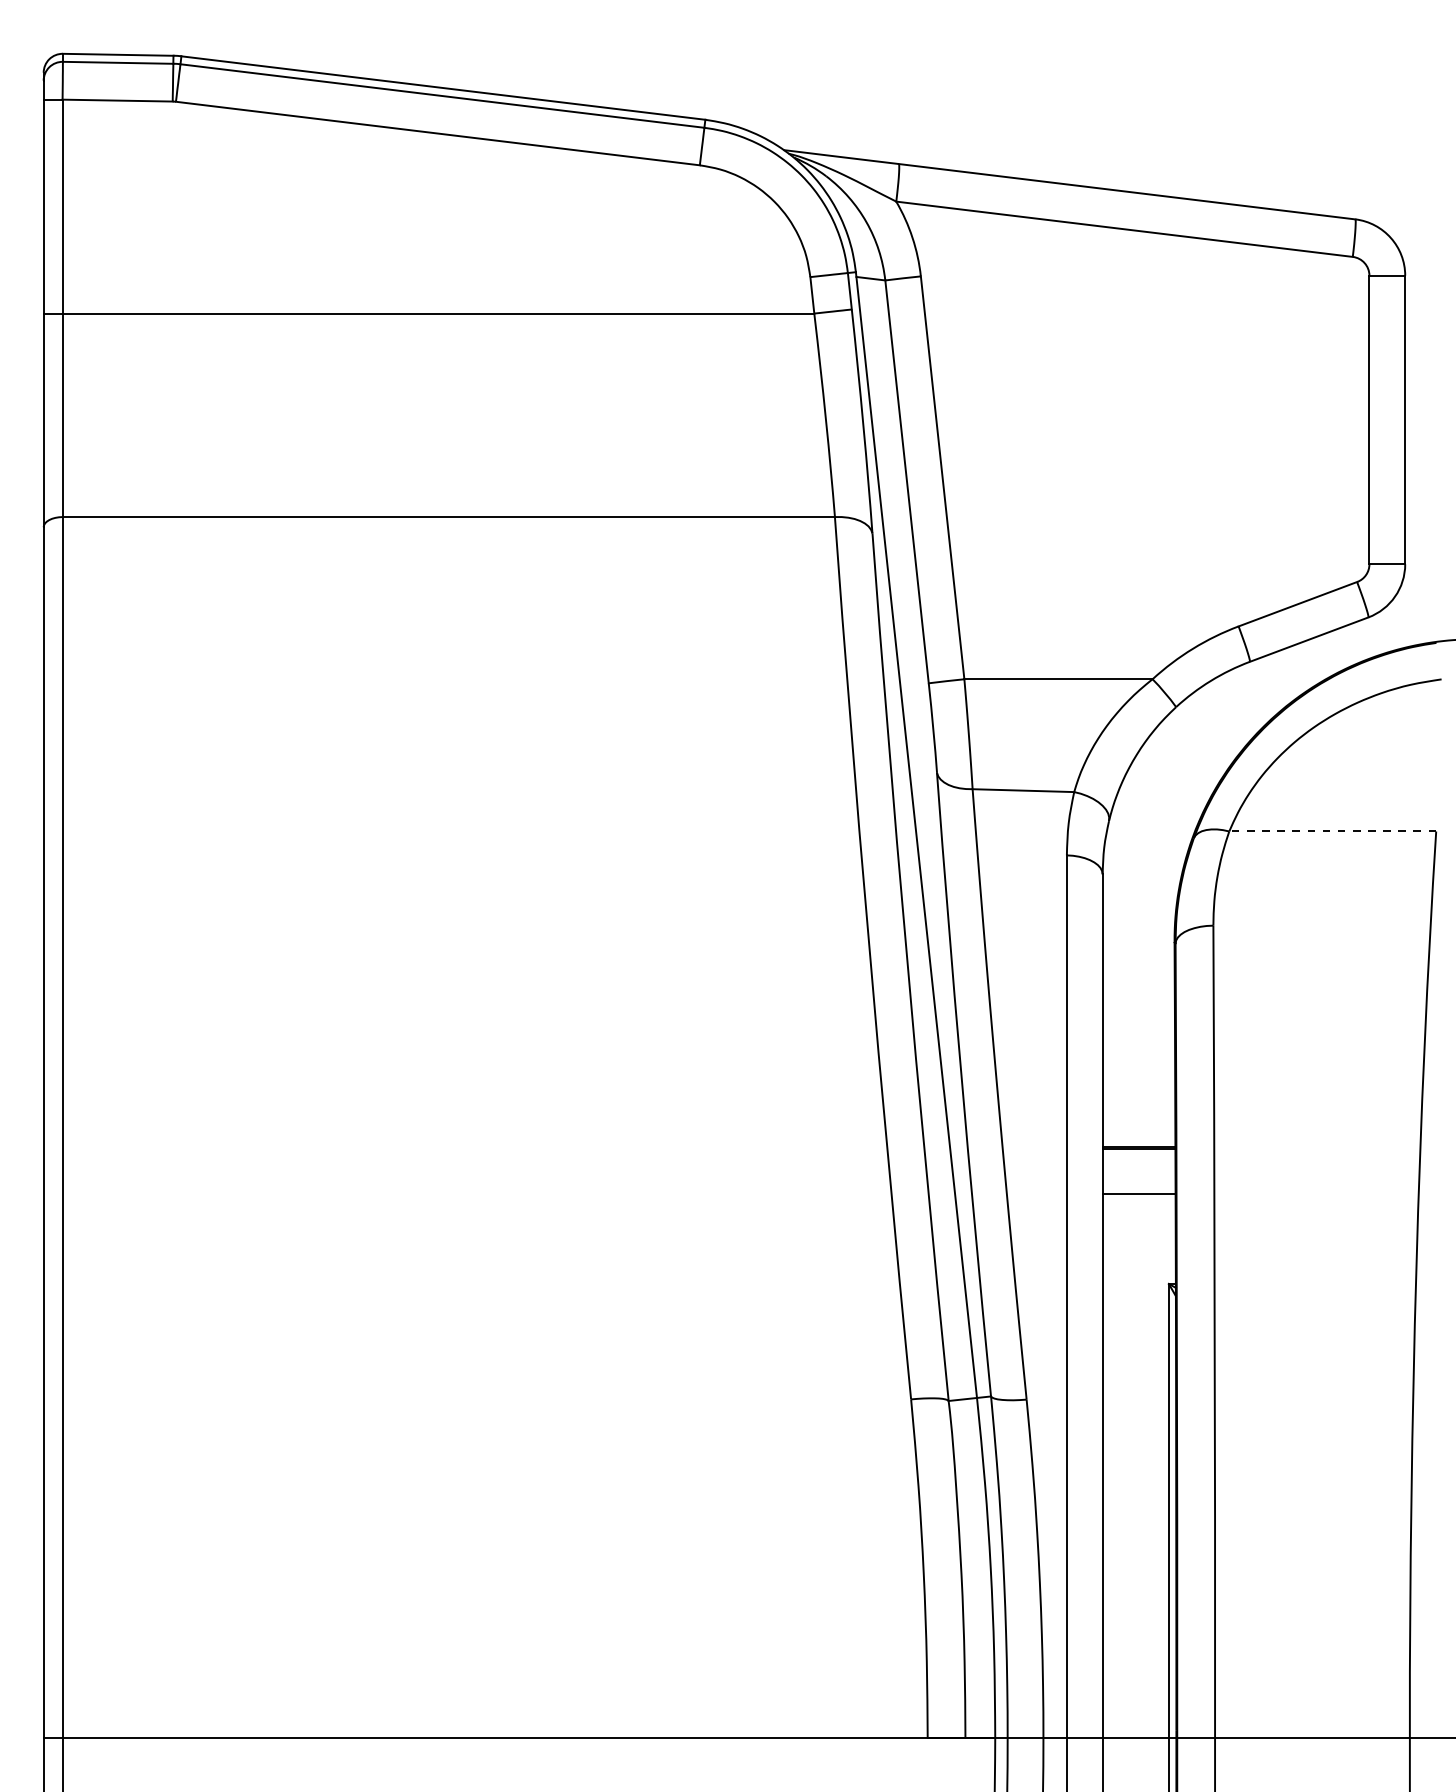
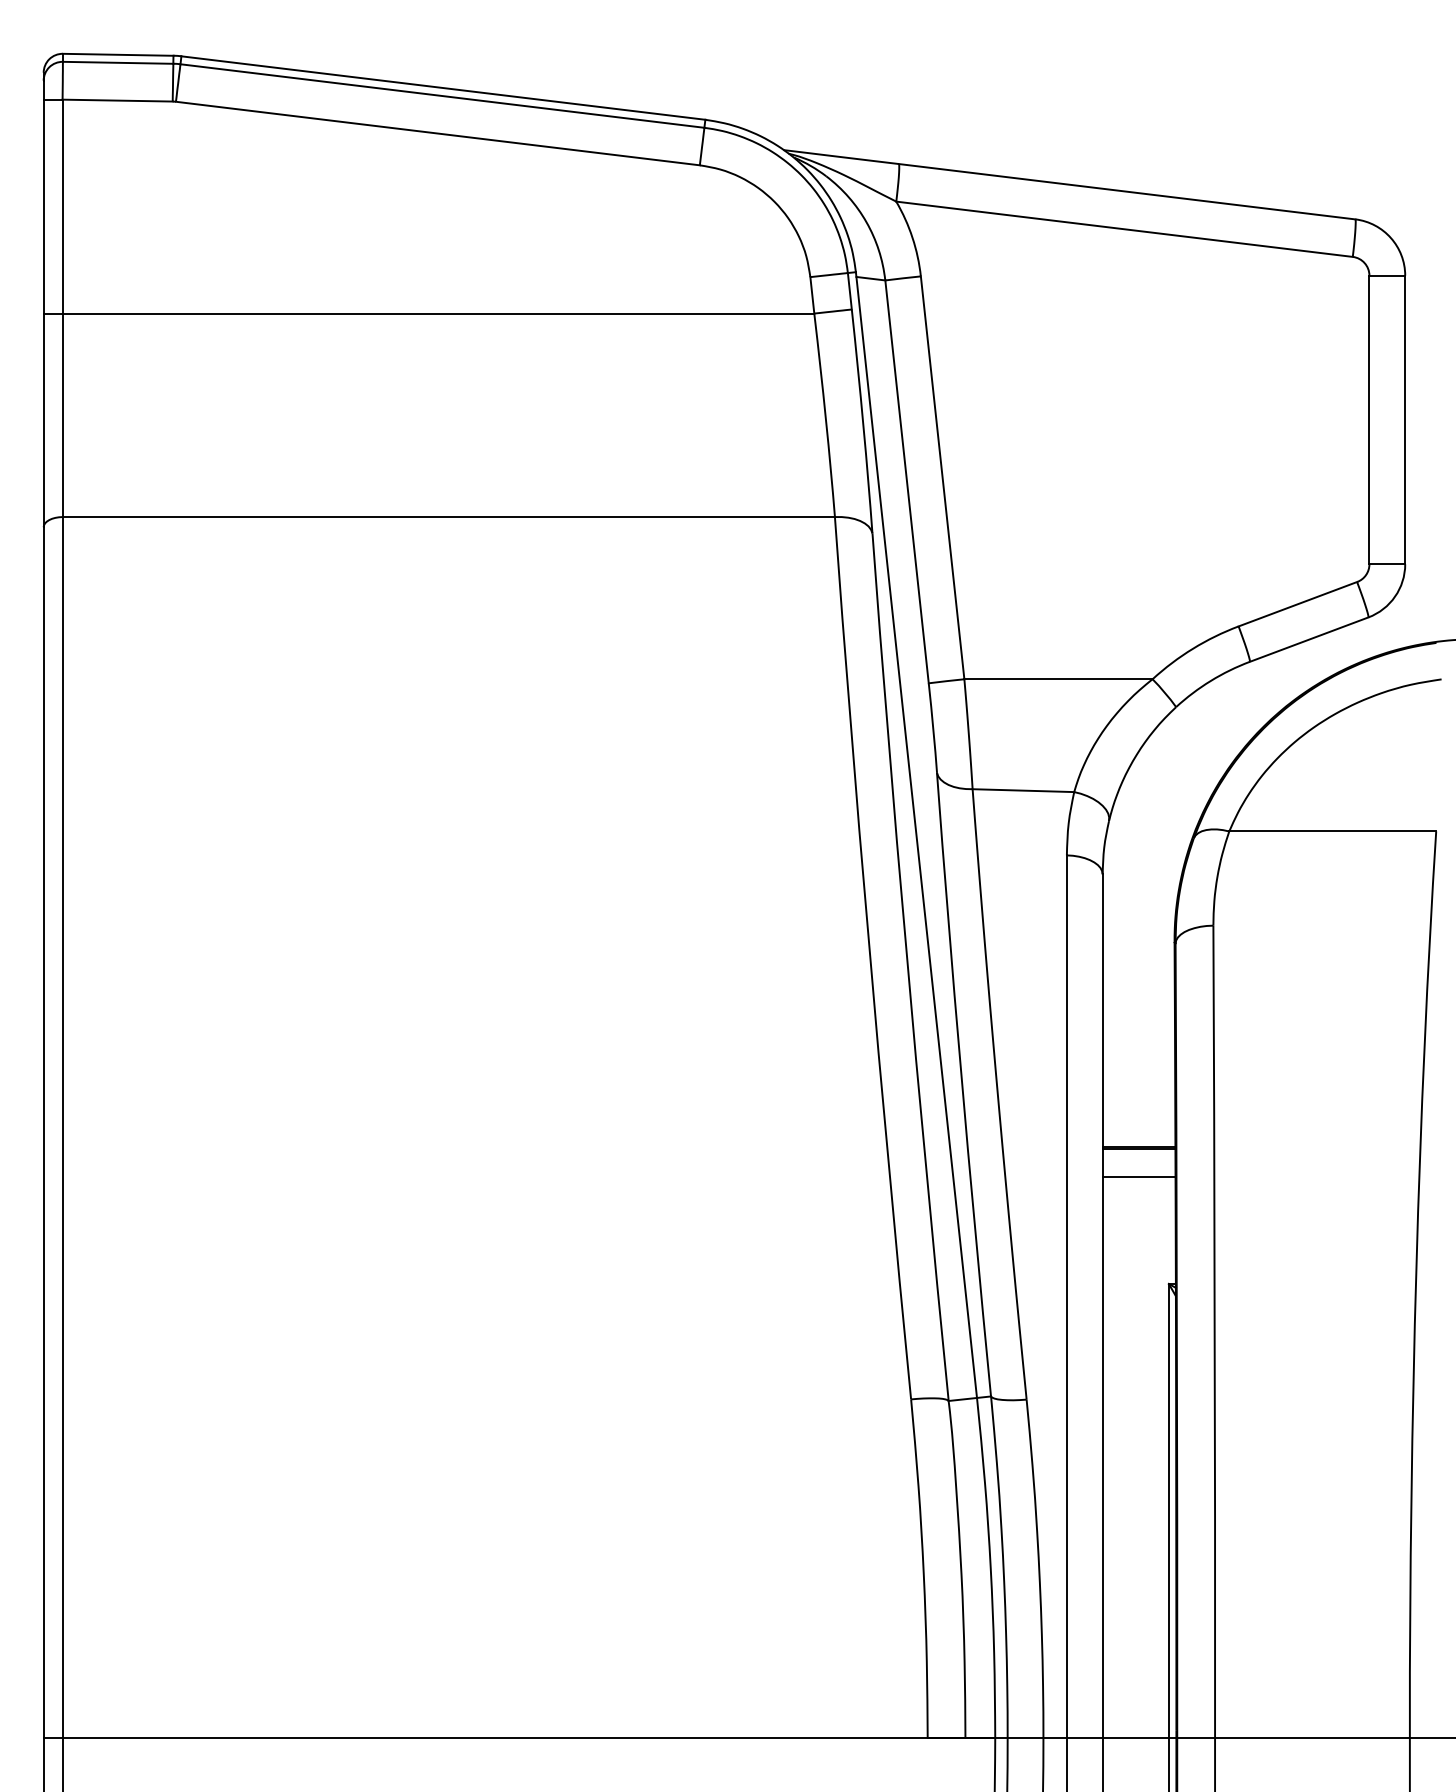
line: dashed -> solid (1332, 831)
line position: (1138, 1194) -> (1138, 1177) (1138, 1177)
